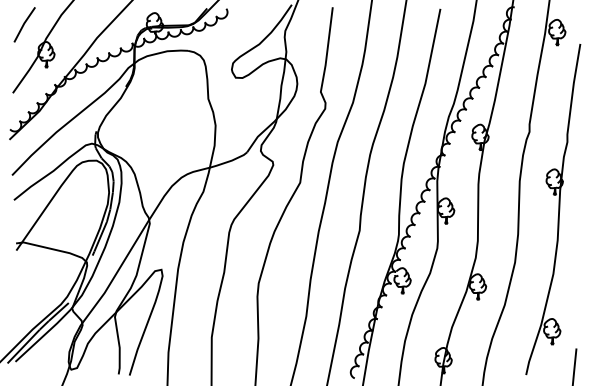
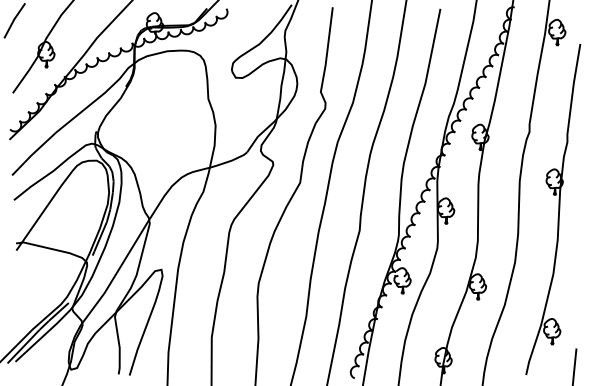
line position: (24, 24) -> (14, 20) (14, 20)
